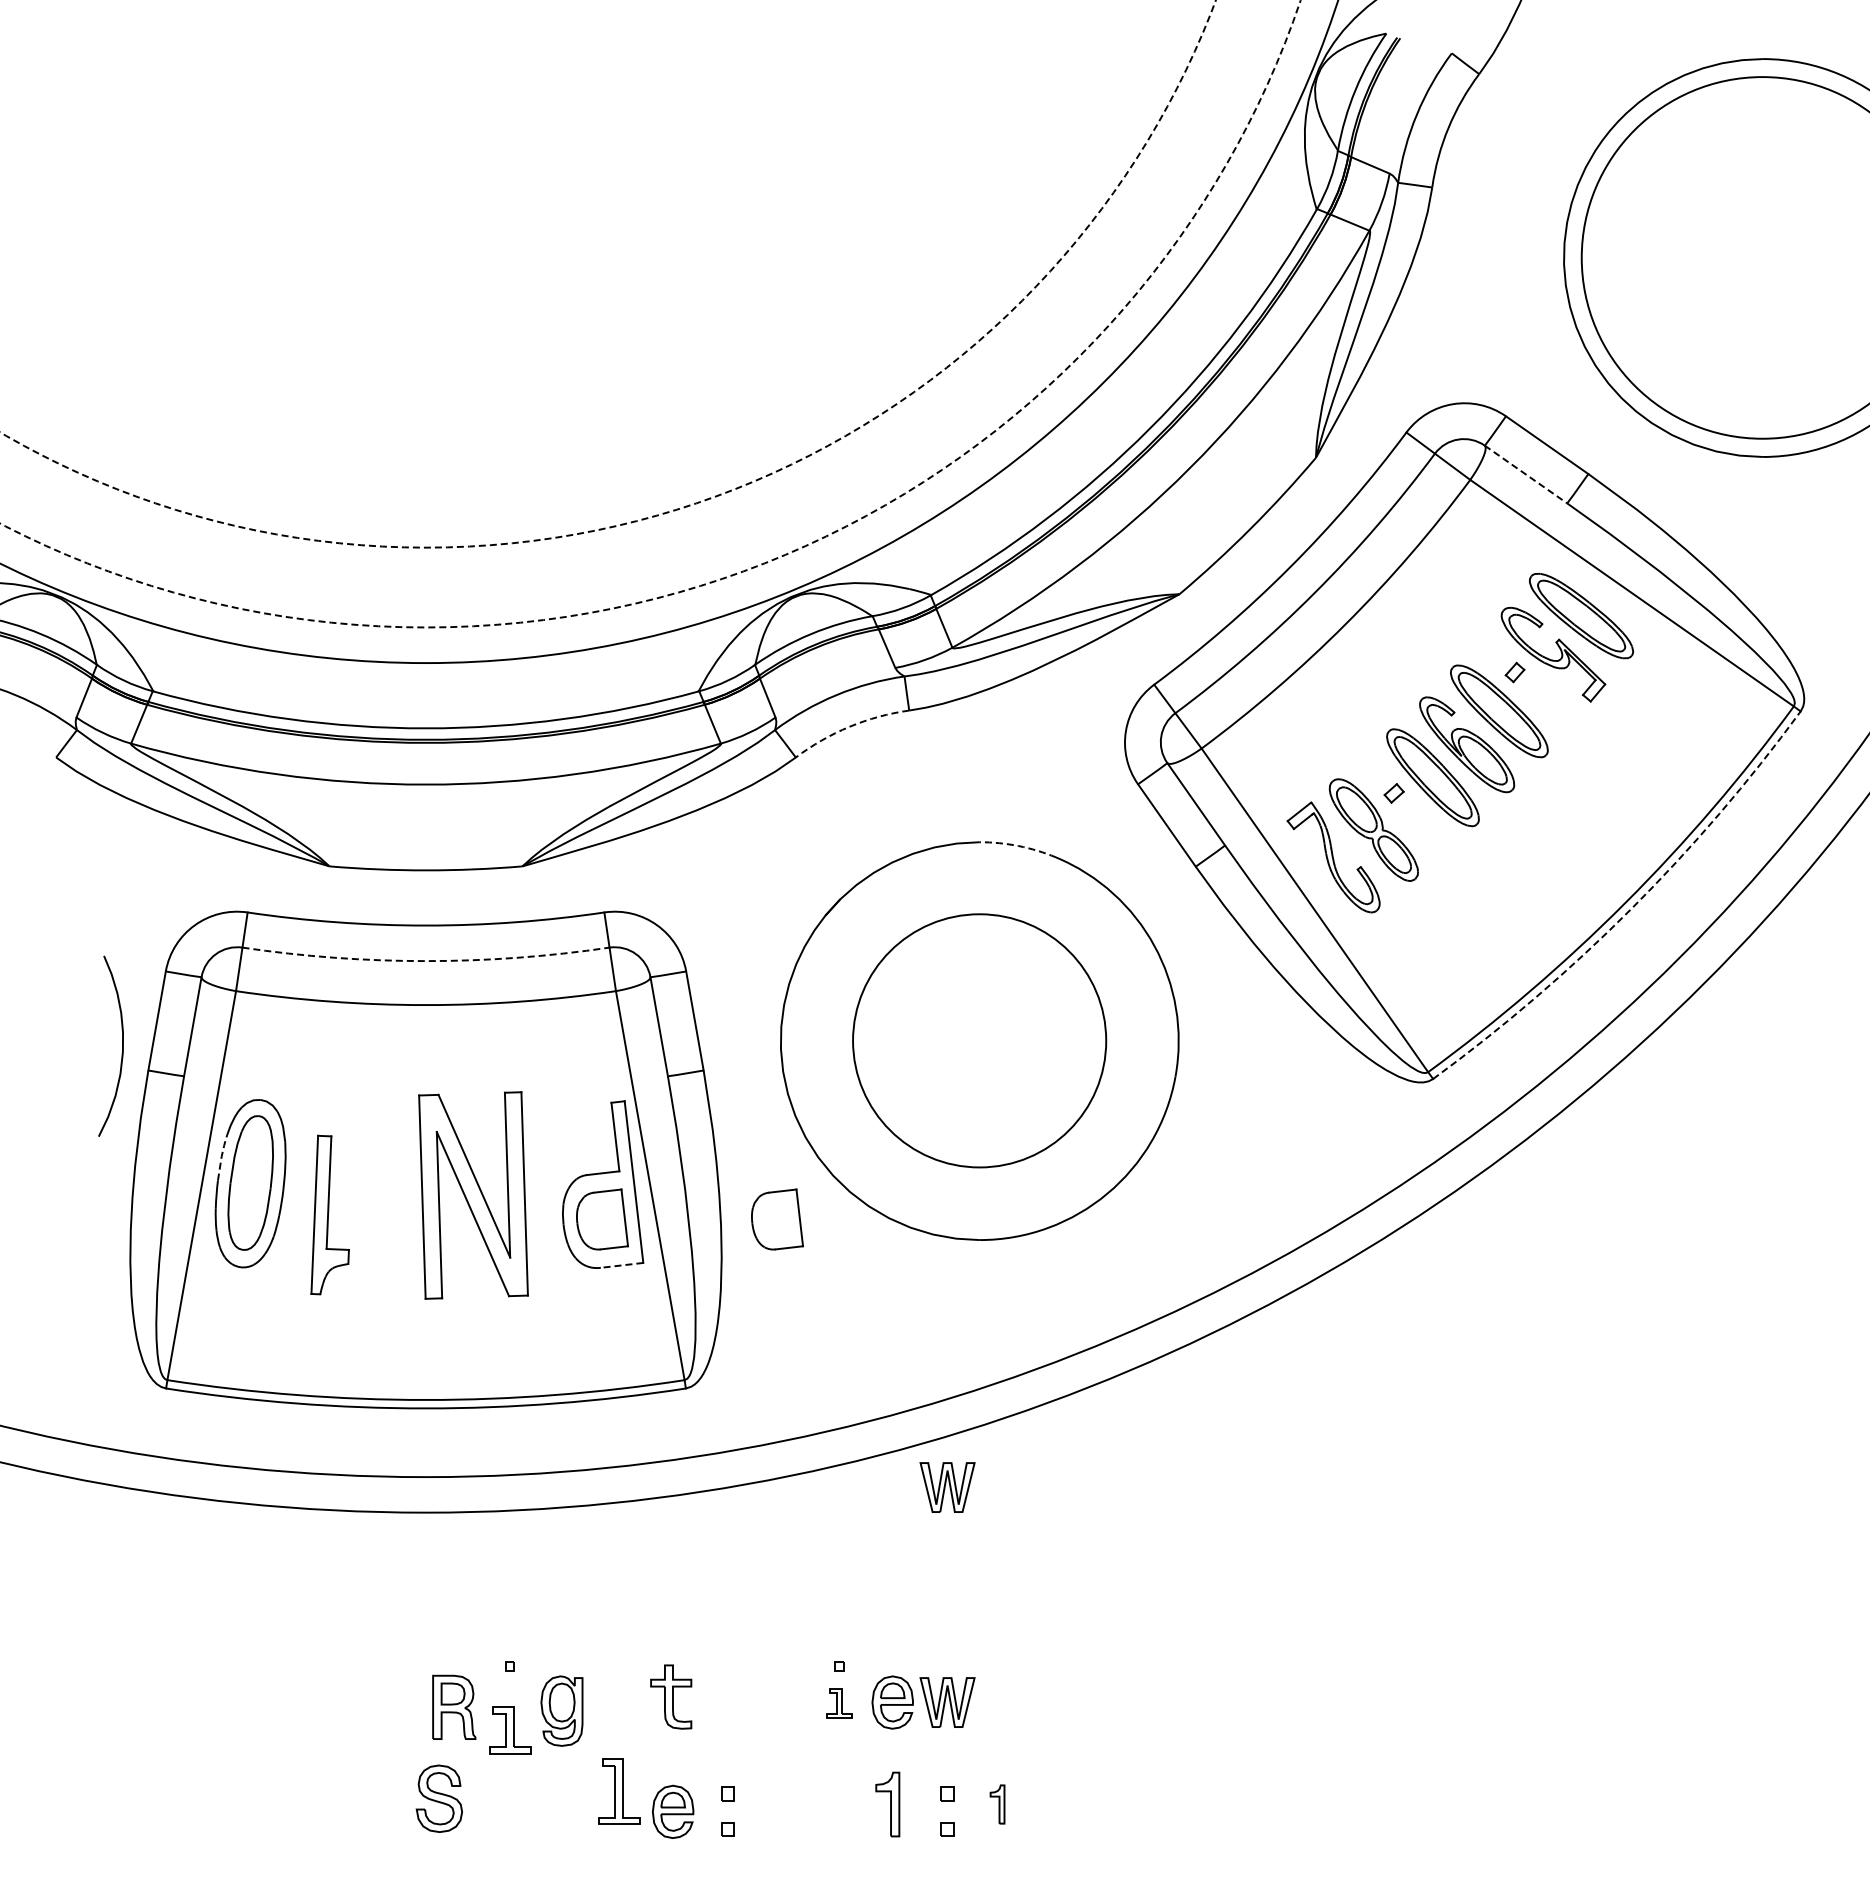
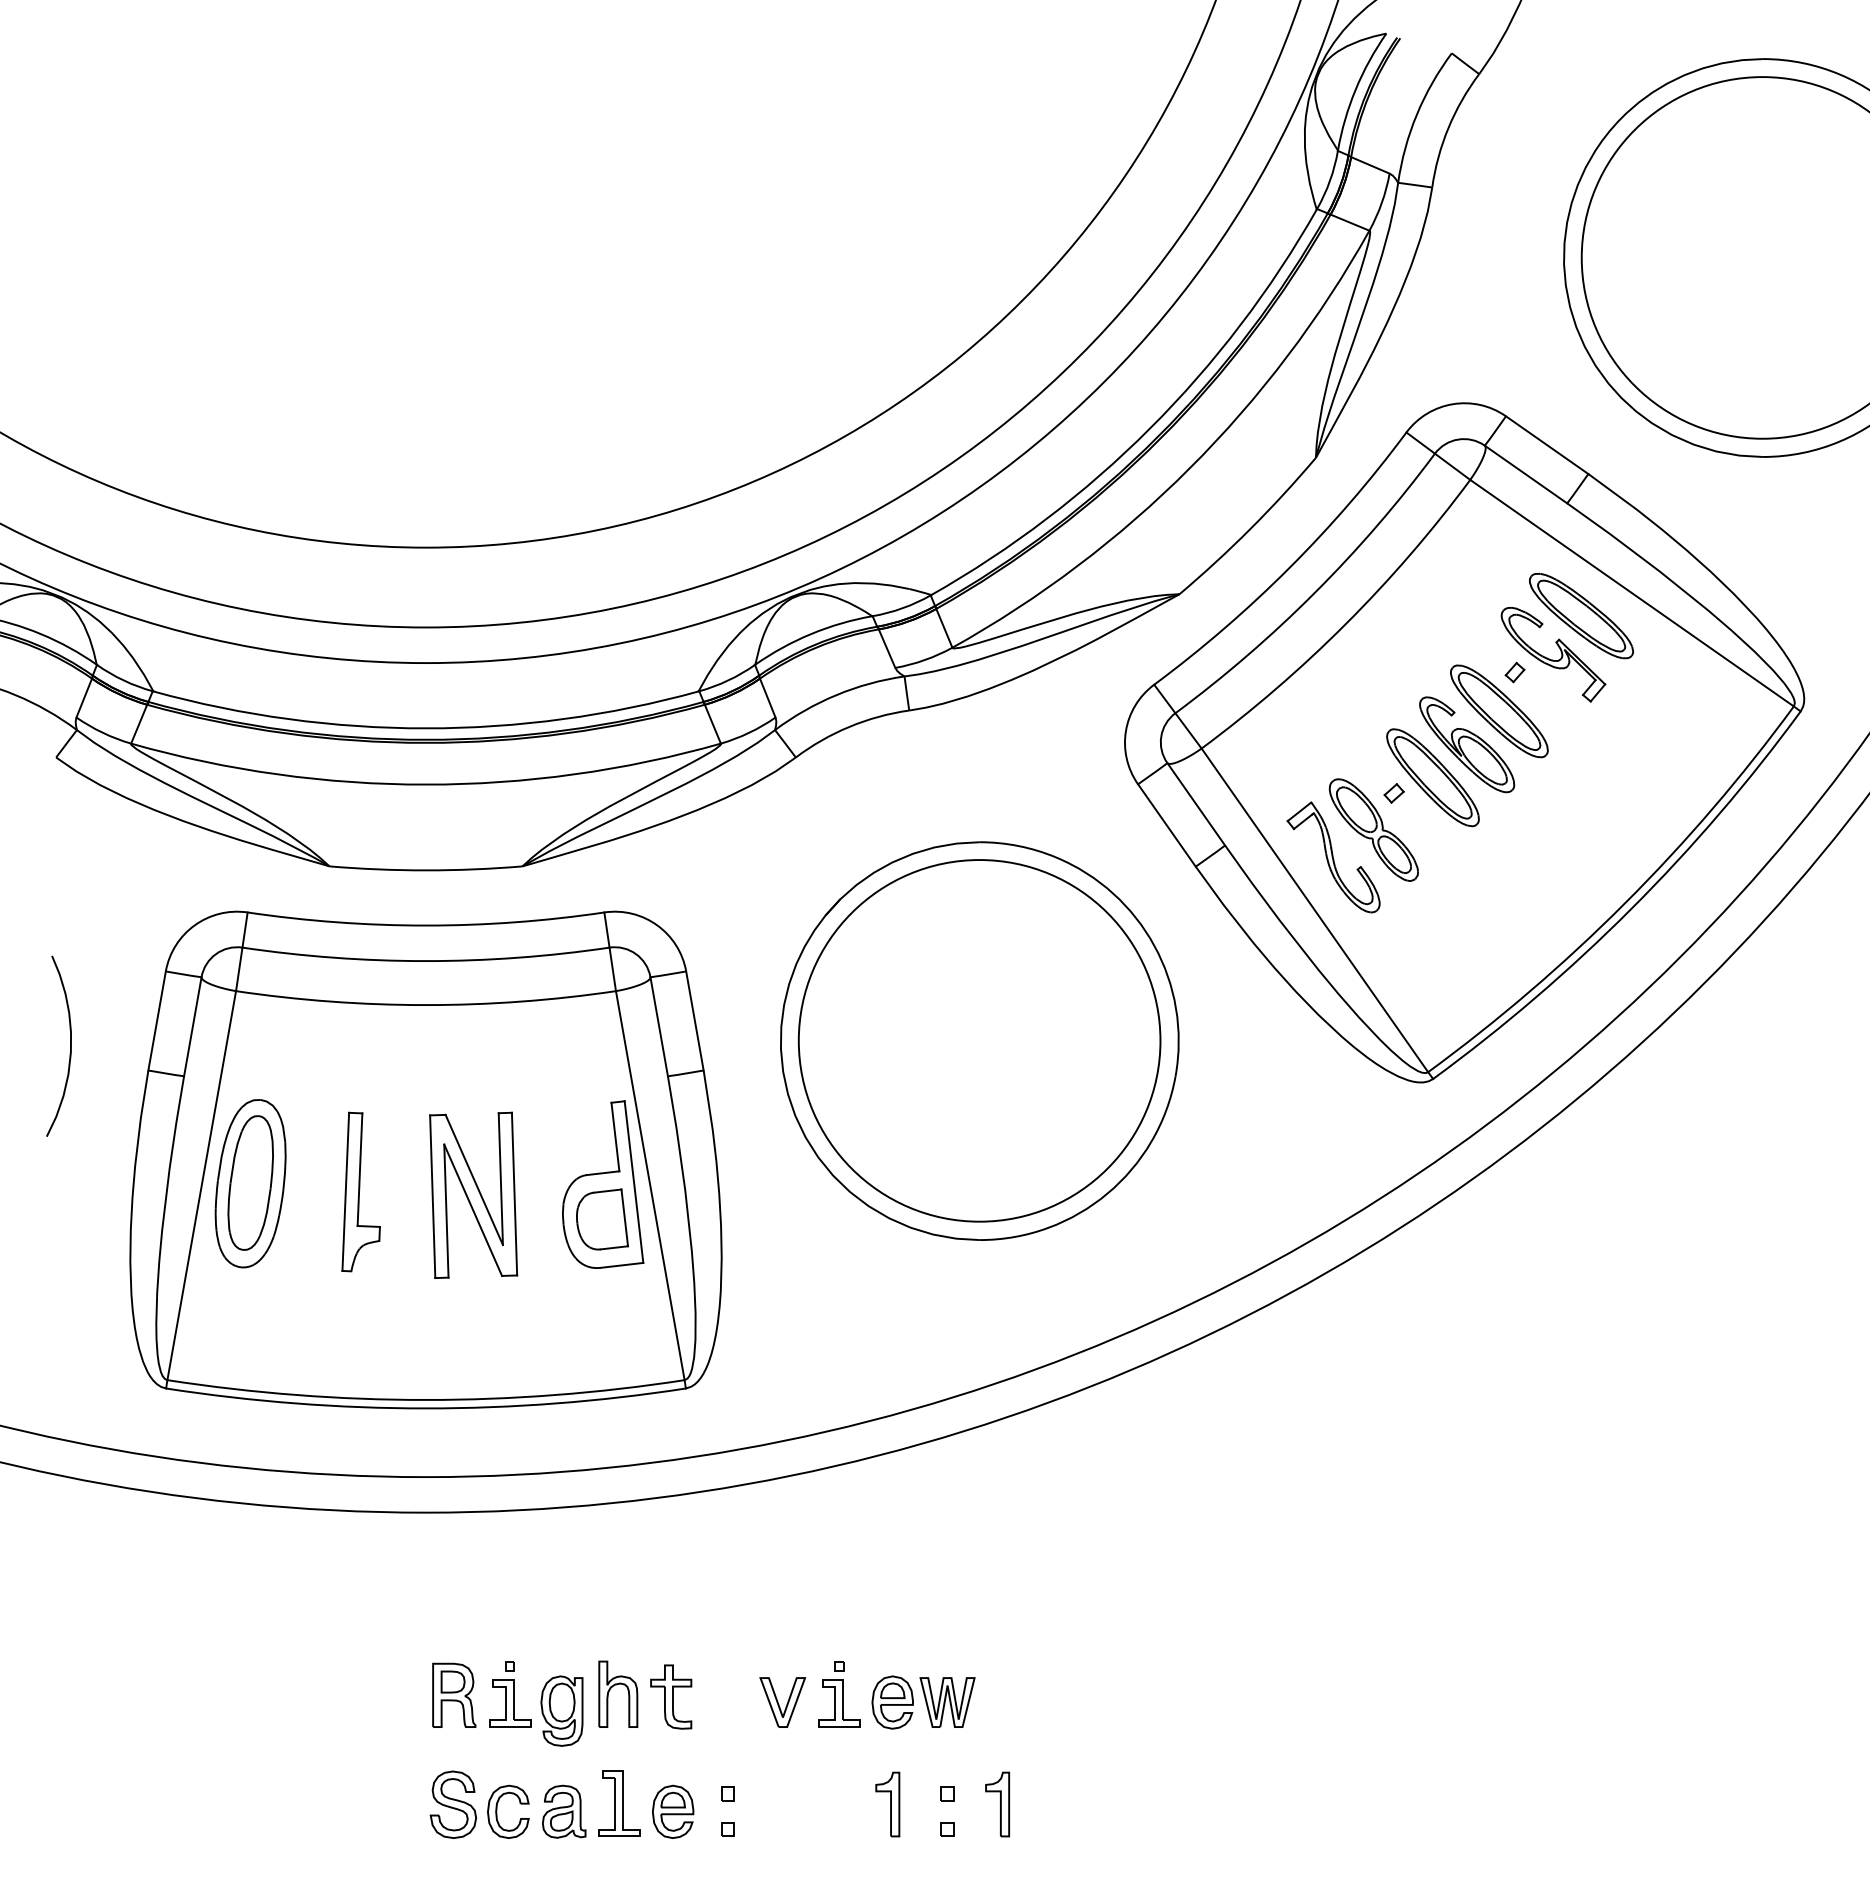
circle: dashed -> solid (607, 273)
circle: dashed -> solid (650, 313)
line: dashed -> solid (1526, 474)
arc: dashed -> solid (849, 726)
arc: dashed -> solid (1018, 846)
arc: dashed -> solid (1631, 909)
arc: dashed -> solid (426, 961)
circle diameter: 253 px -> 362 px (979, 1040)
curve position: (122, 1045) -> (70, 1045) (70, 1045)
line: dashed -> solid (221, 1156)
part size: 111x209 px -> 90x168 px (473, 1194)
part position: (329, 1214) -> (360, 1191) (360, 1191)
part: present -> none (777, 1219)
line: dashed -> solid (621, 1265)
part: present -> none (947, 1487)
part: none -> present (614, 1686)
part: none -> present (782, 1702)
part size: 27x31 px -> 43x49 px (839, 1703)
part position: (454, 1706) -> (454, 1694) (454, 1694)
part position: (510, 1730) -> (510, 1703) (510, 1703)
part position: (619, 1791) -> (619, 1803) (619, 1803)
part position: (438, 1798) -> (452, 1804) (452, 1804)
part size: 17x41 px -> 25x67 px (997, 1804)
part: none -> present (497, 1811)
part: none -> present (564, 1811)
